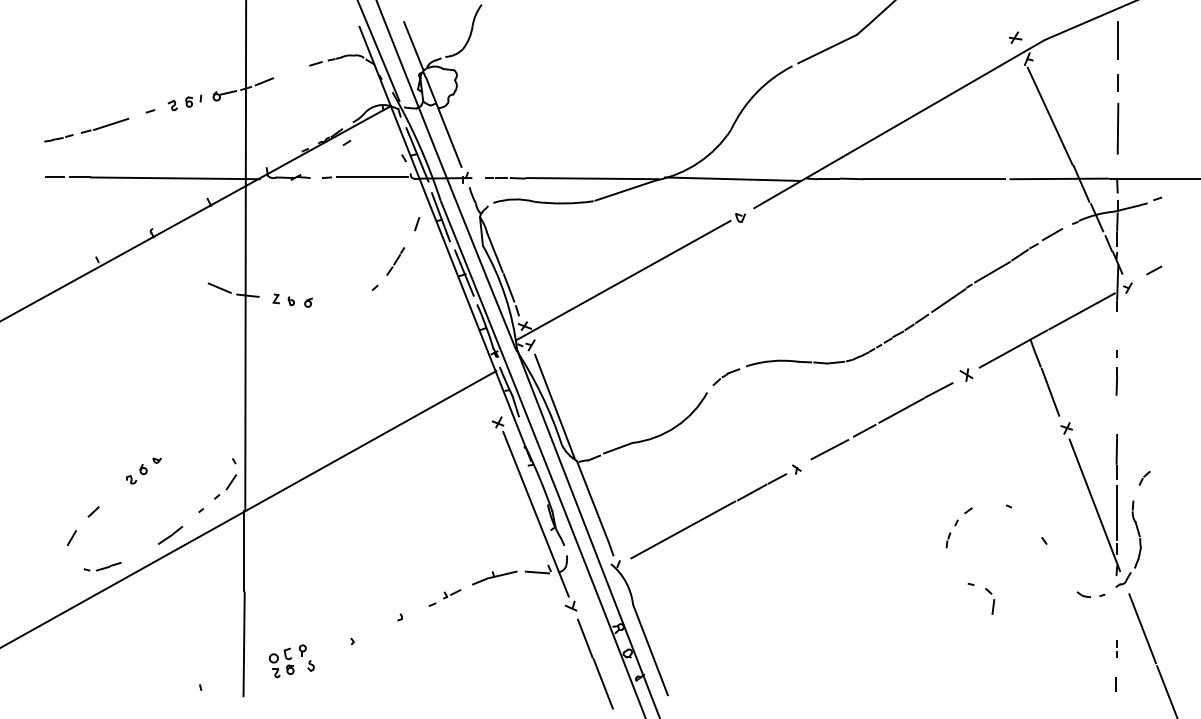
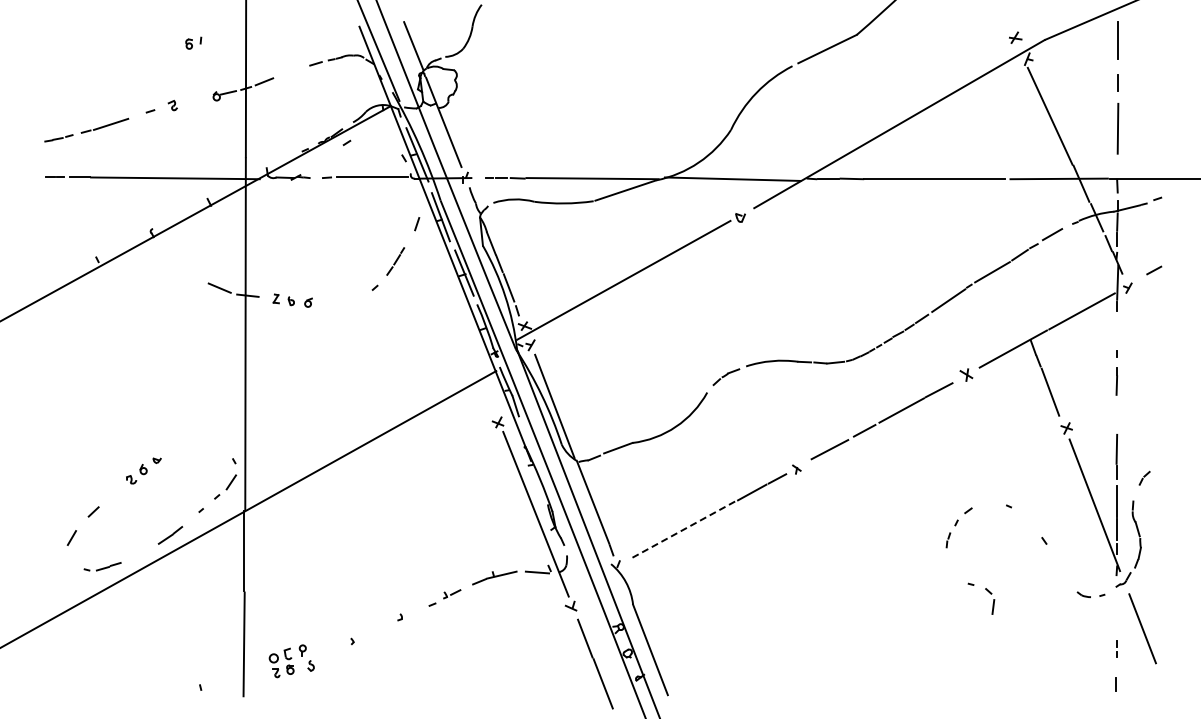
part position: (193, 100) -> (193, 42) (193, 42)
line: solid -> dashed (682, 530)
line: present -> none (1166, 690)
